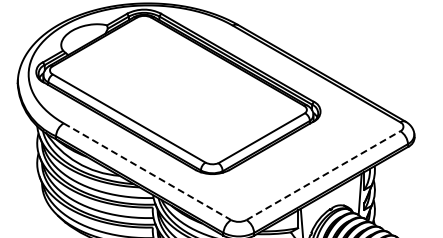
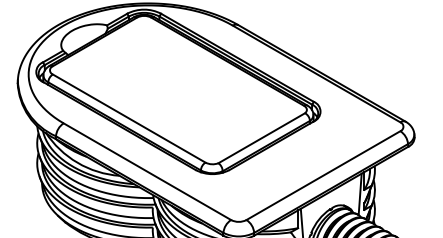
line: dashed -> solid (147, 171)
line: dashed -> solid (323, 175)
